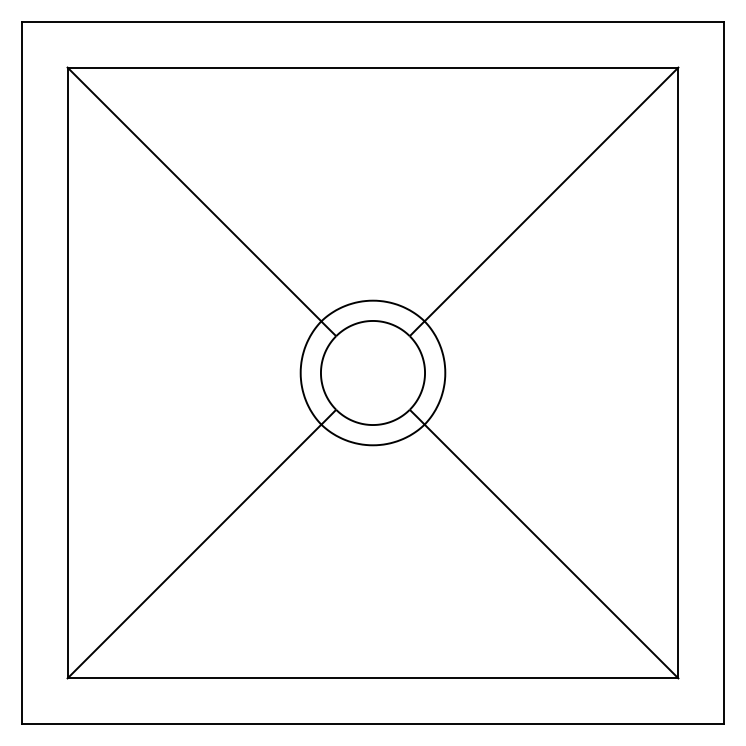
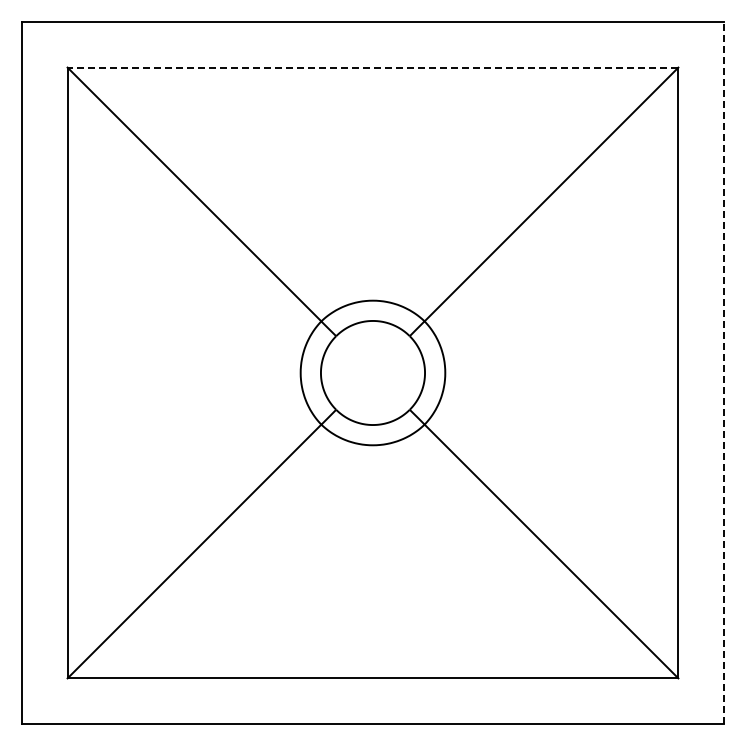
line: solid -> dashed (372, 67)
line: solid -> dashed (723, 373)
